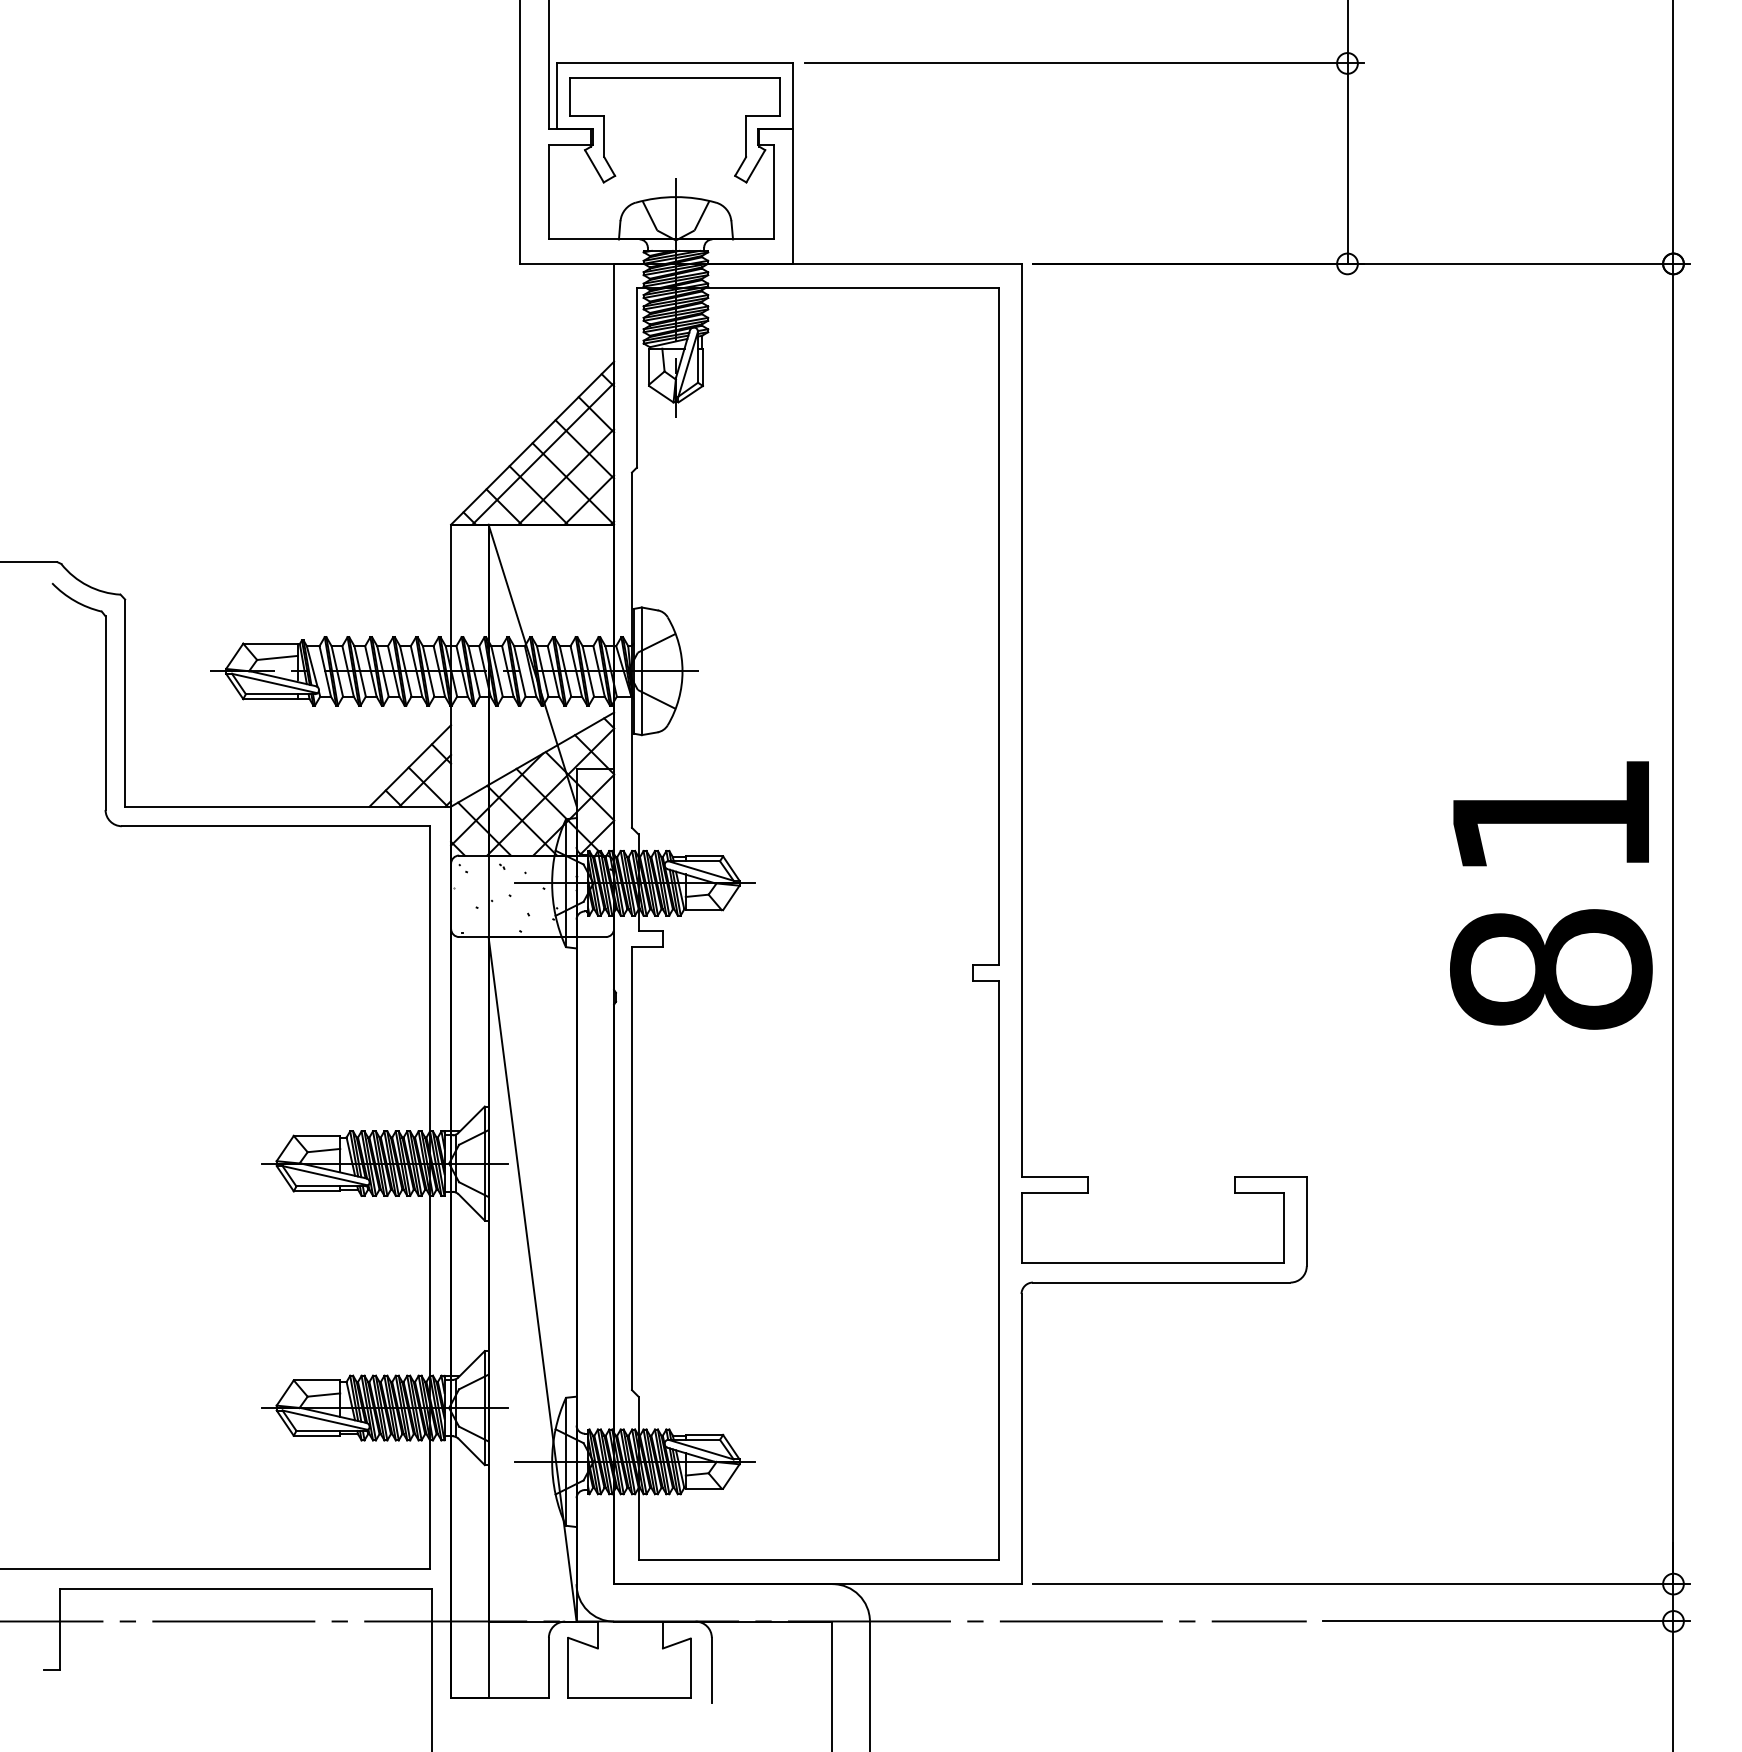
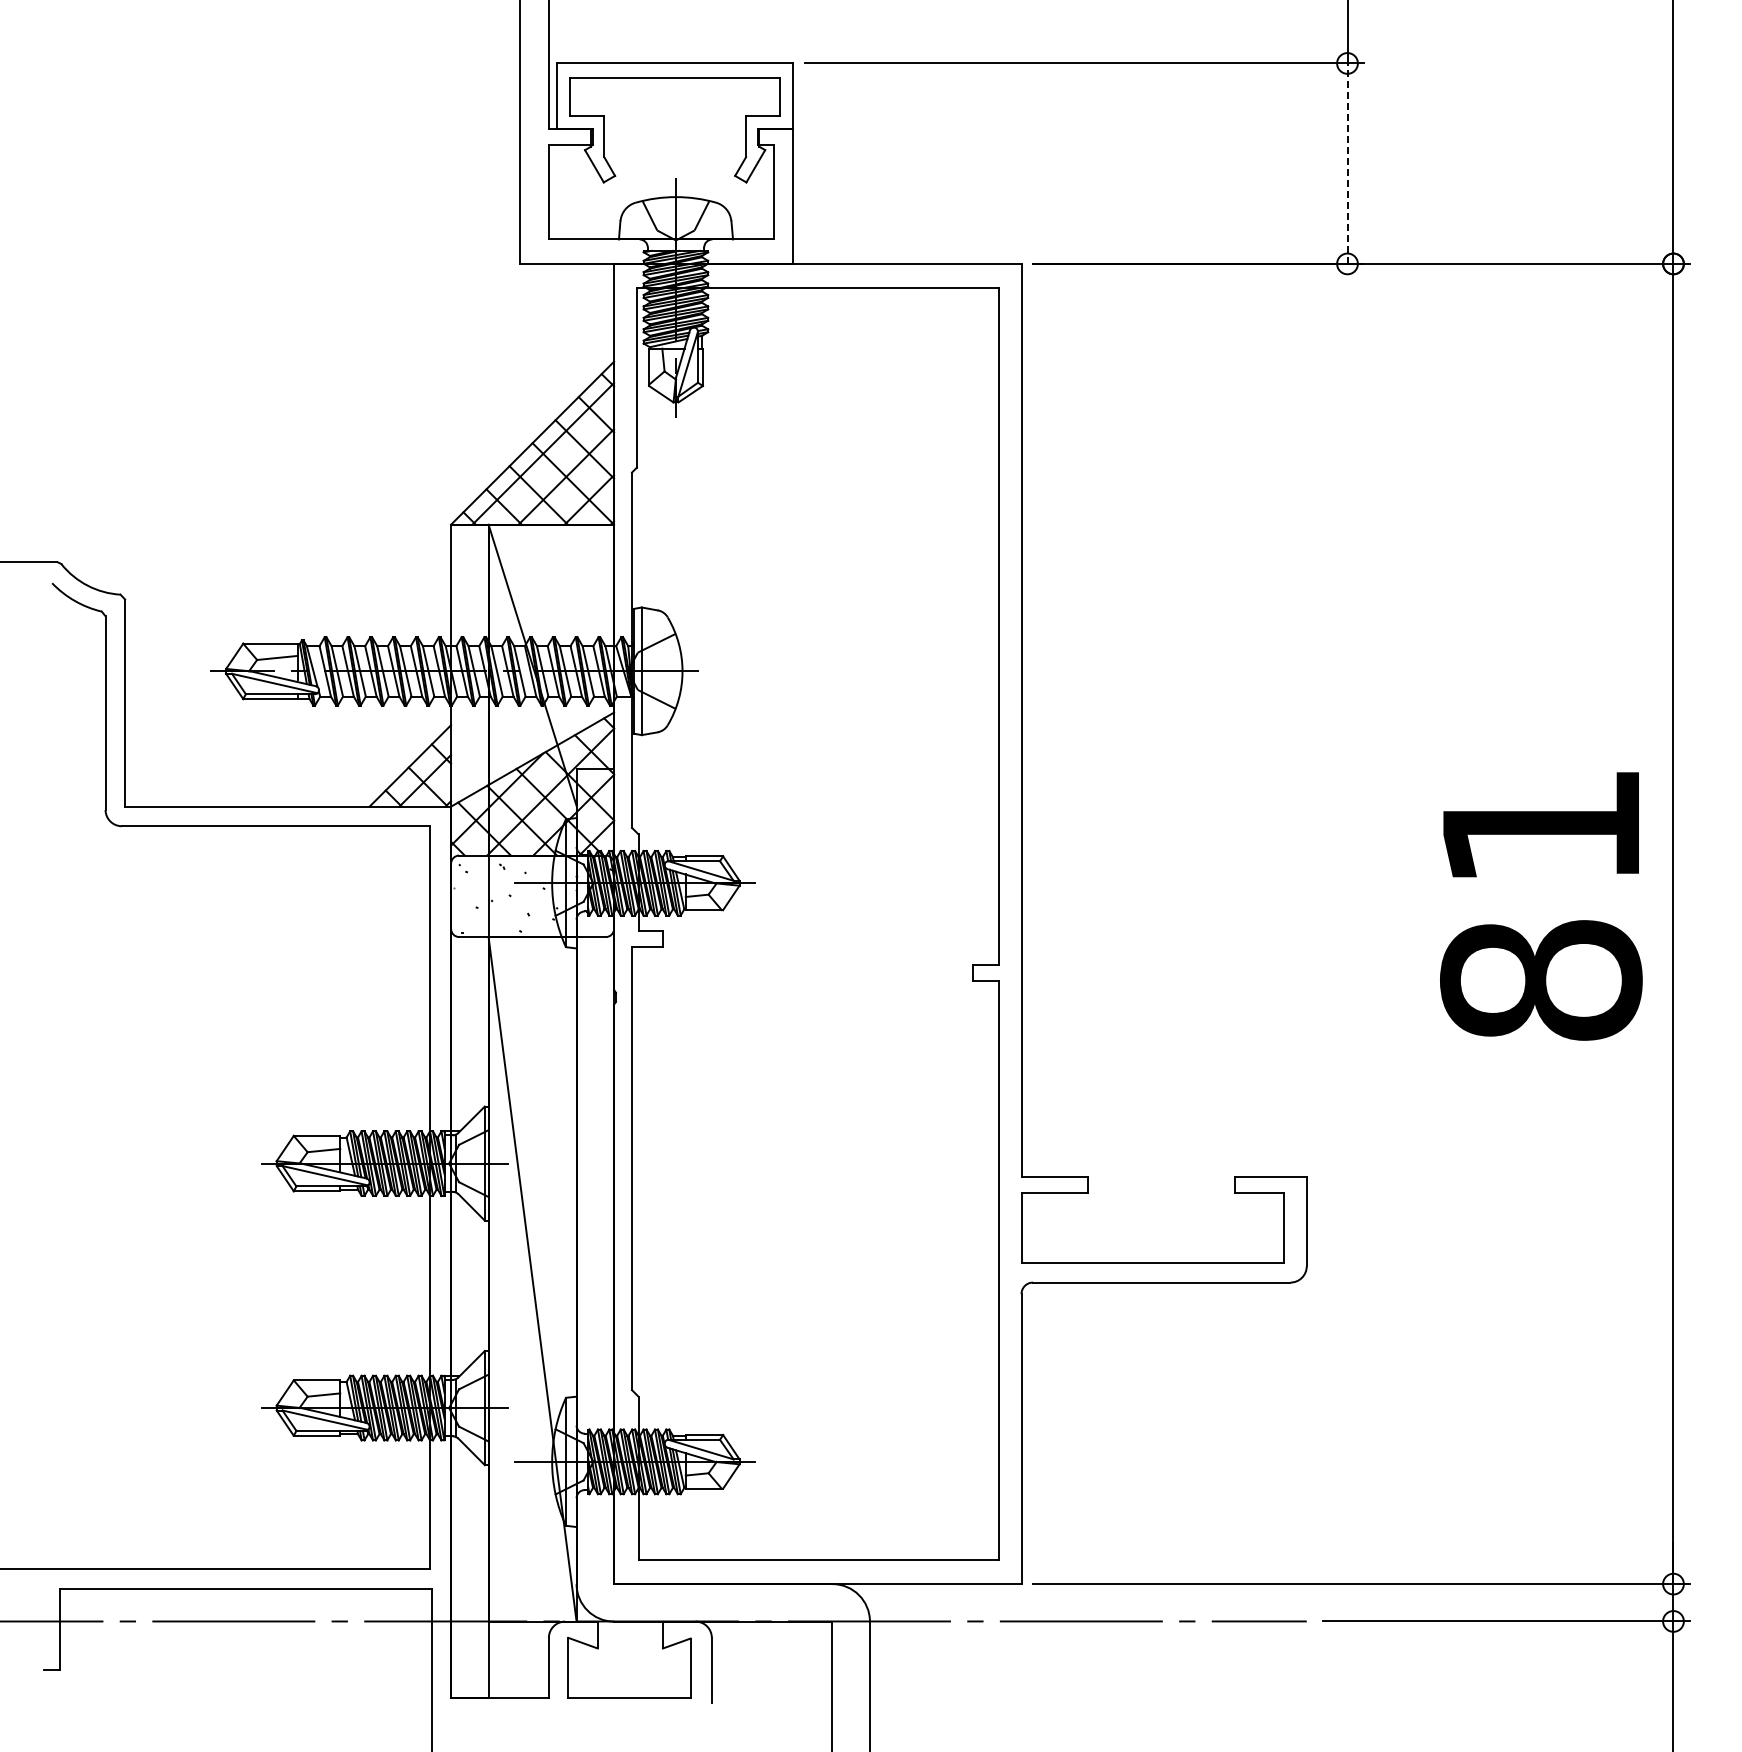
line: solid -> dashed (1347, 163)
text position: (1551, 895) -> (1541, 906) (1541, 906)
